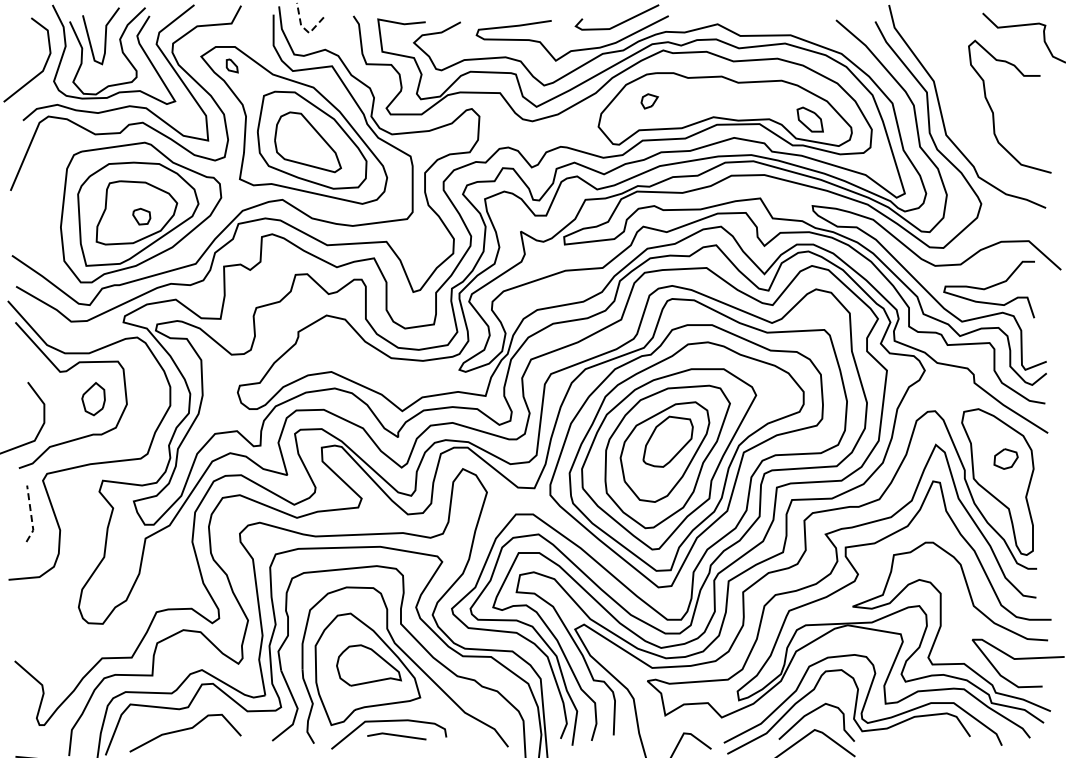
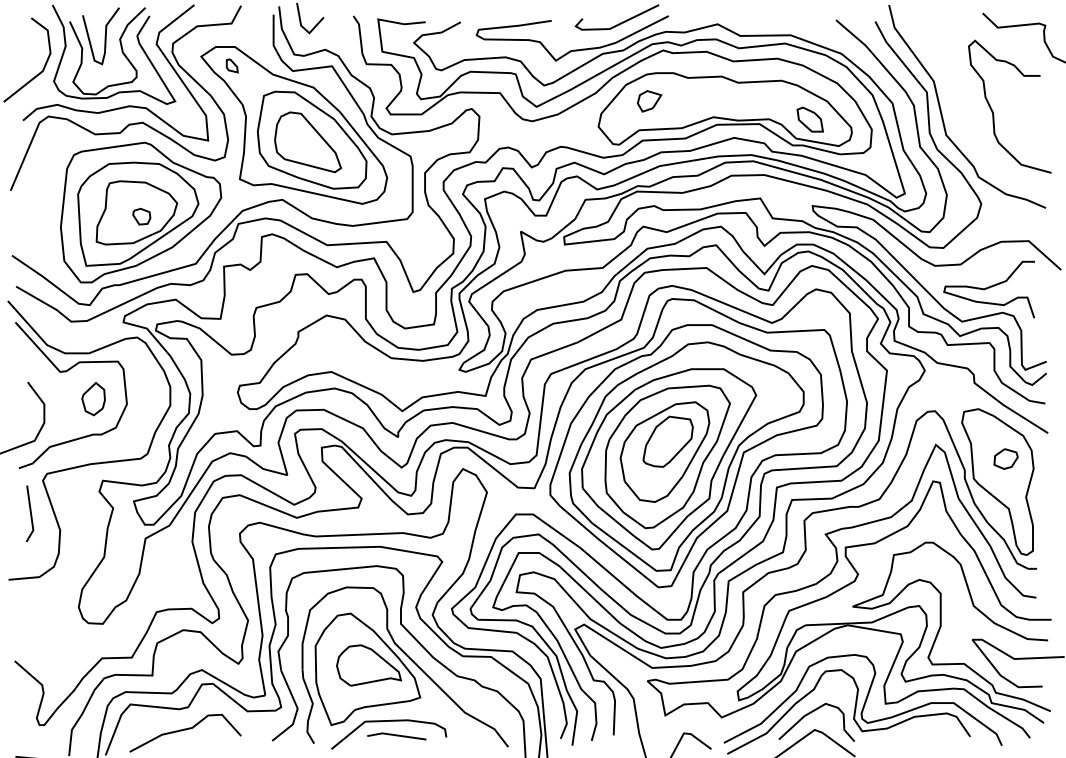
line: dashed -> solid (304, 28)
part size: 19x17 px -> 26x23 px (649, 101)
line: dashed -> solid (31, 514)
